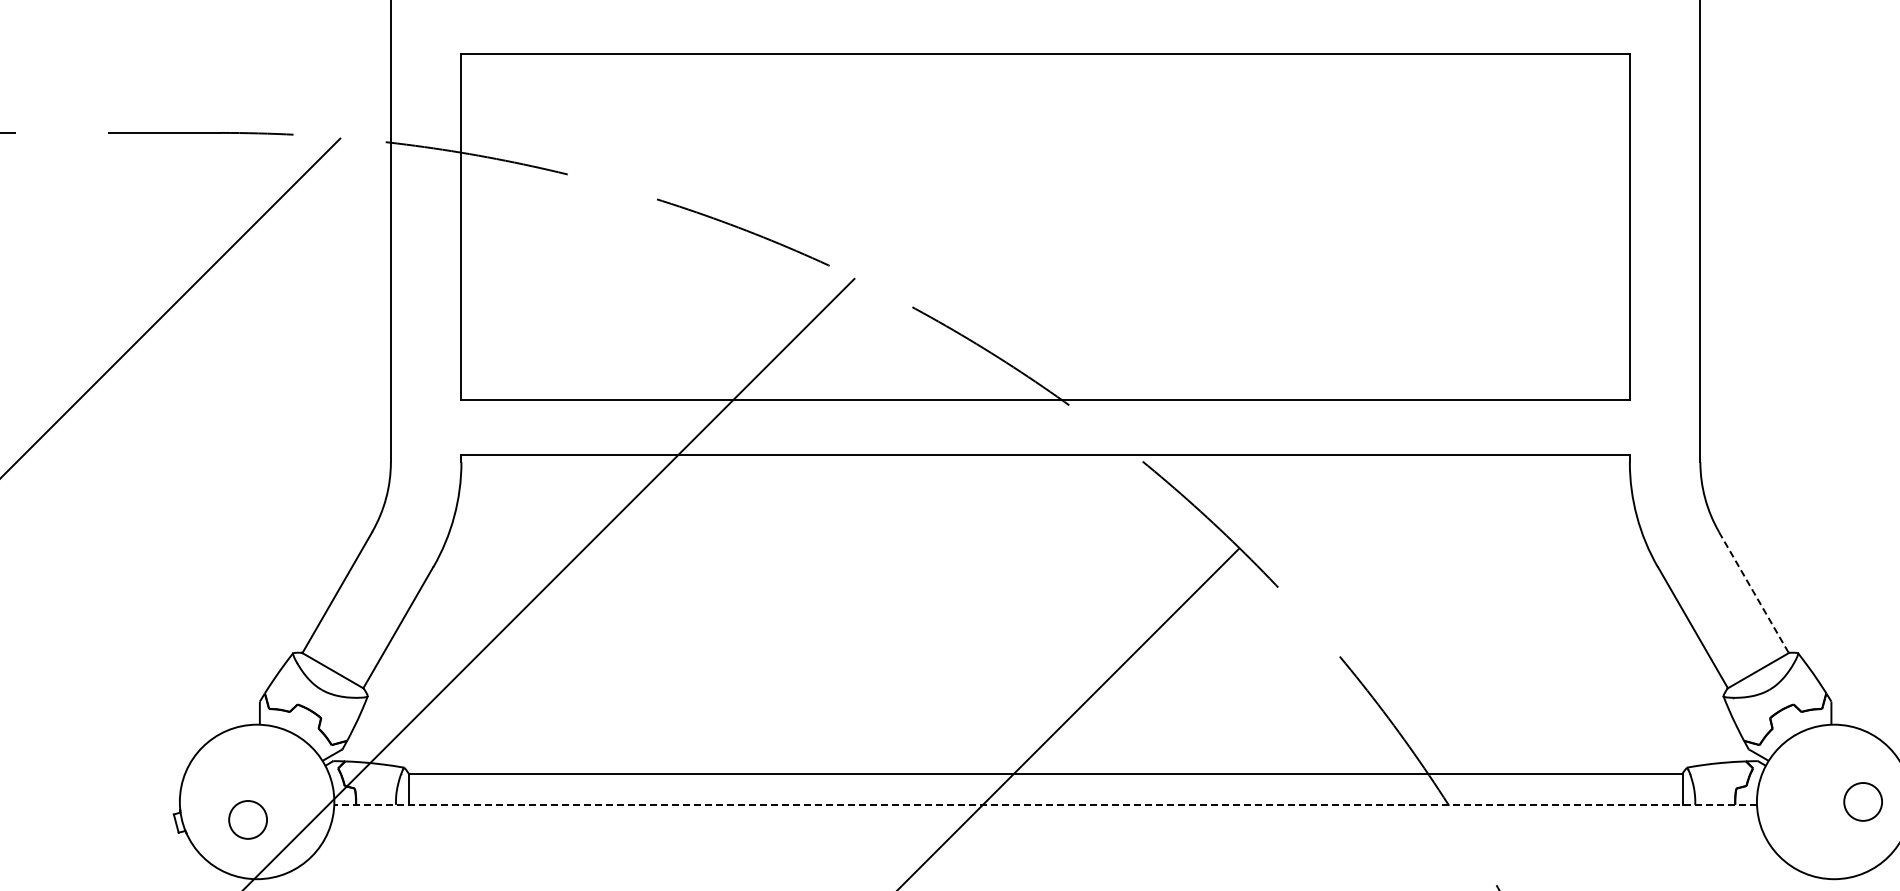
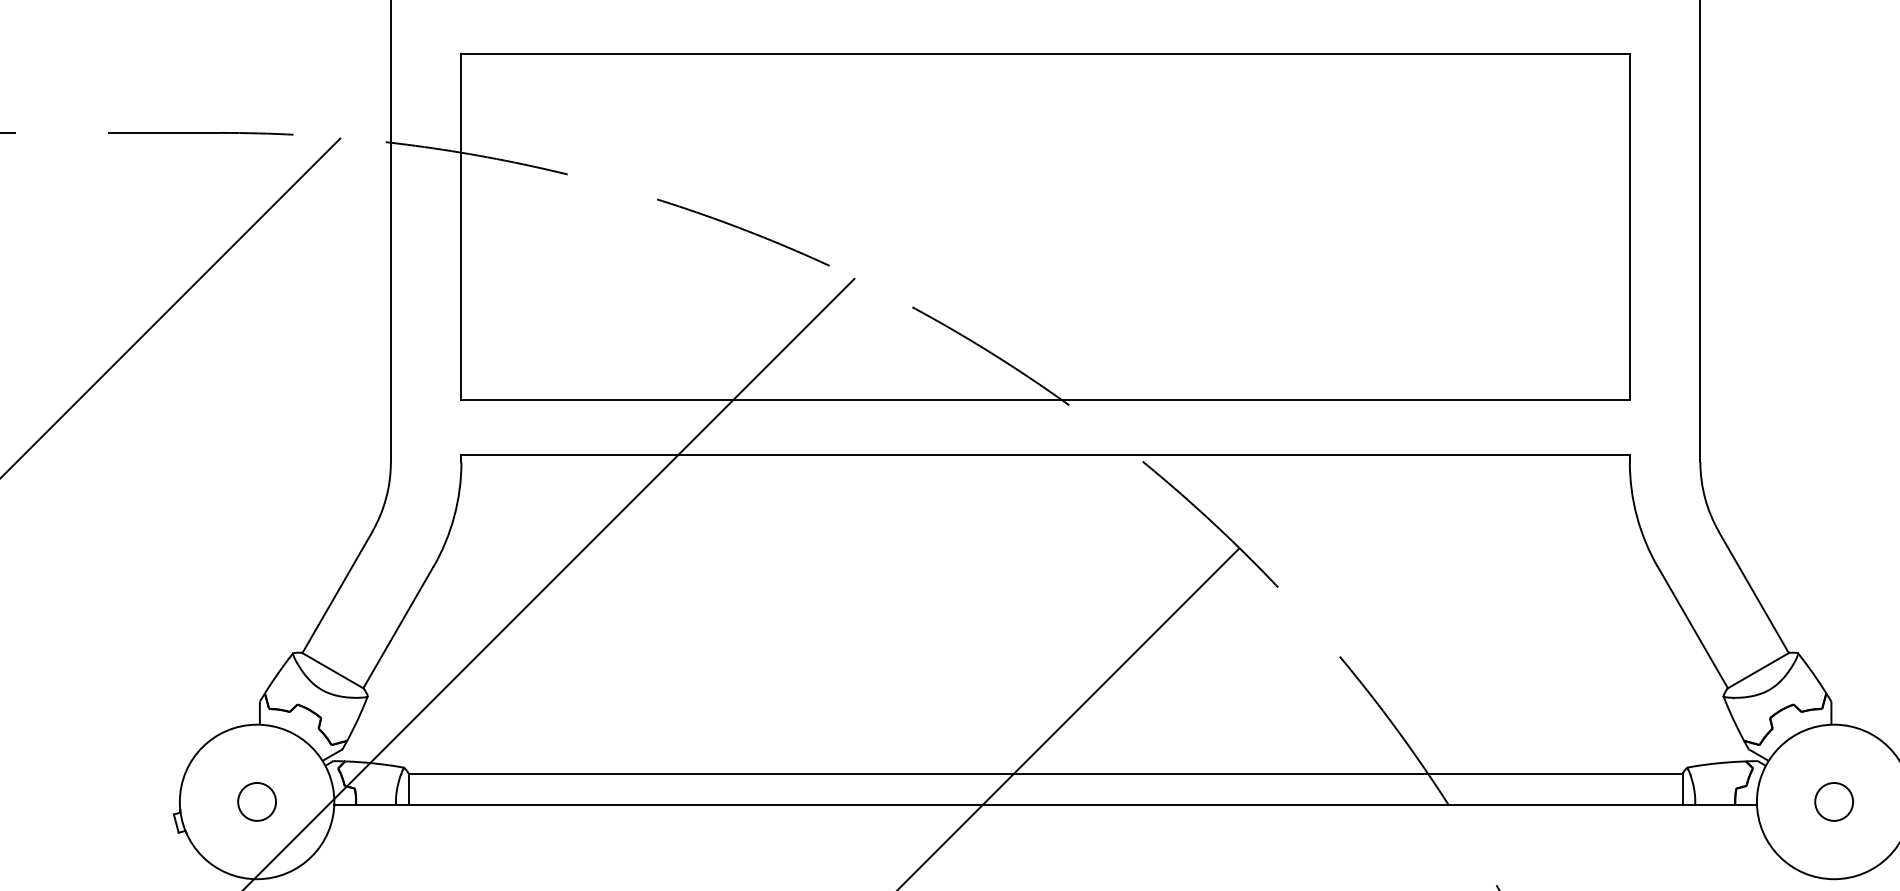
line: dashed -> solid (1753, 592)
circle position: (1862, 801) -> (1833, 801) (1833, 801)
line: dashed -> solid (1045, 804)
circle position: (247, 819) -> (256, 801) (256, 801)
